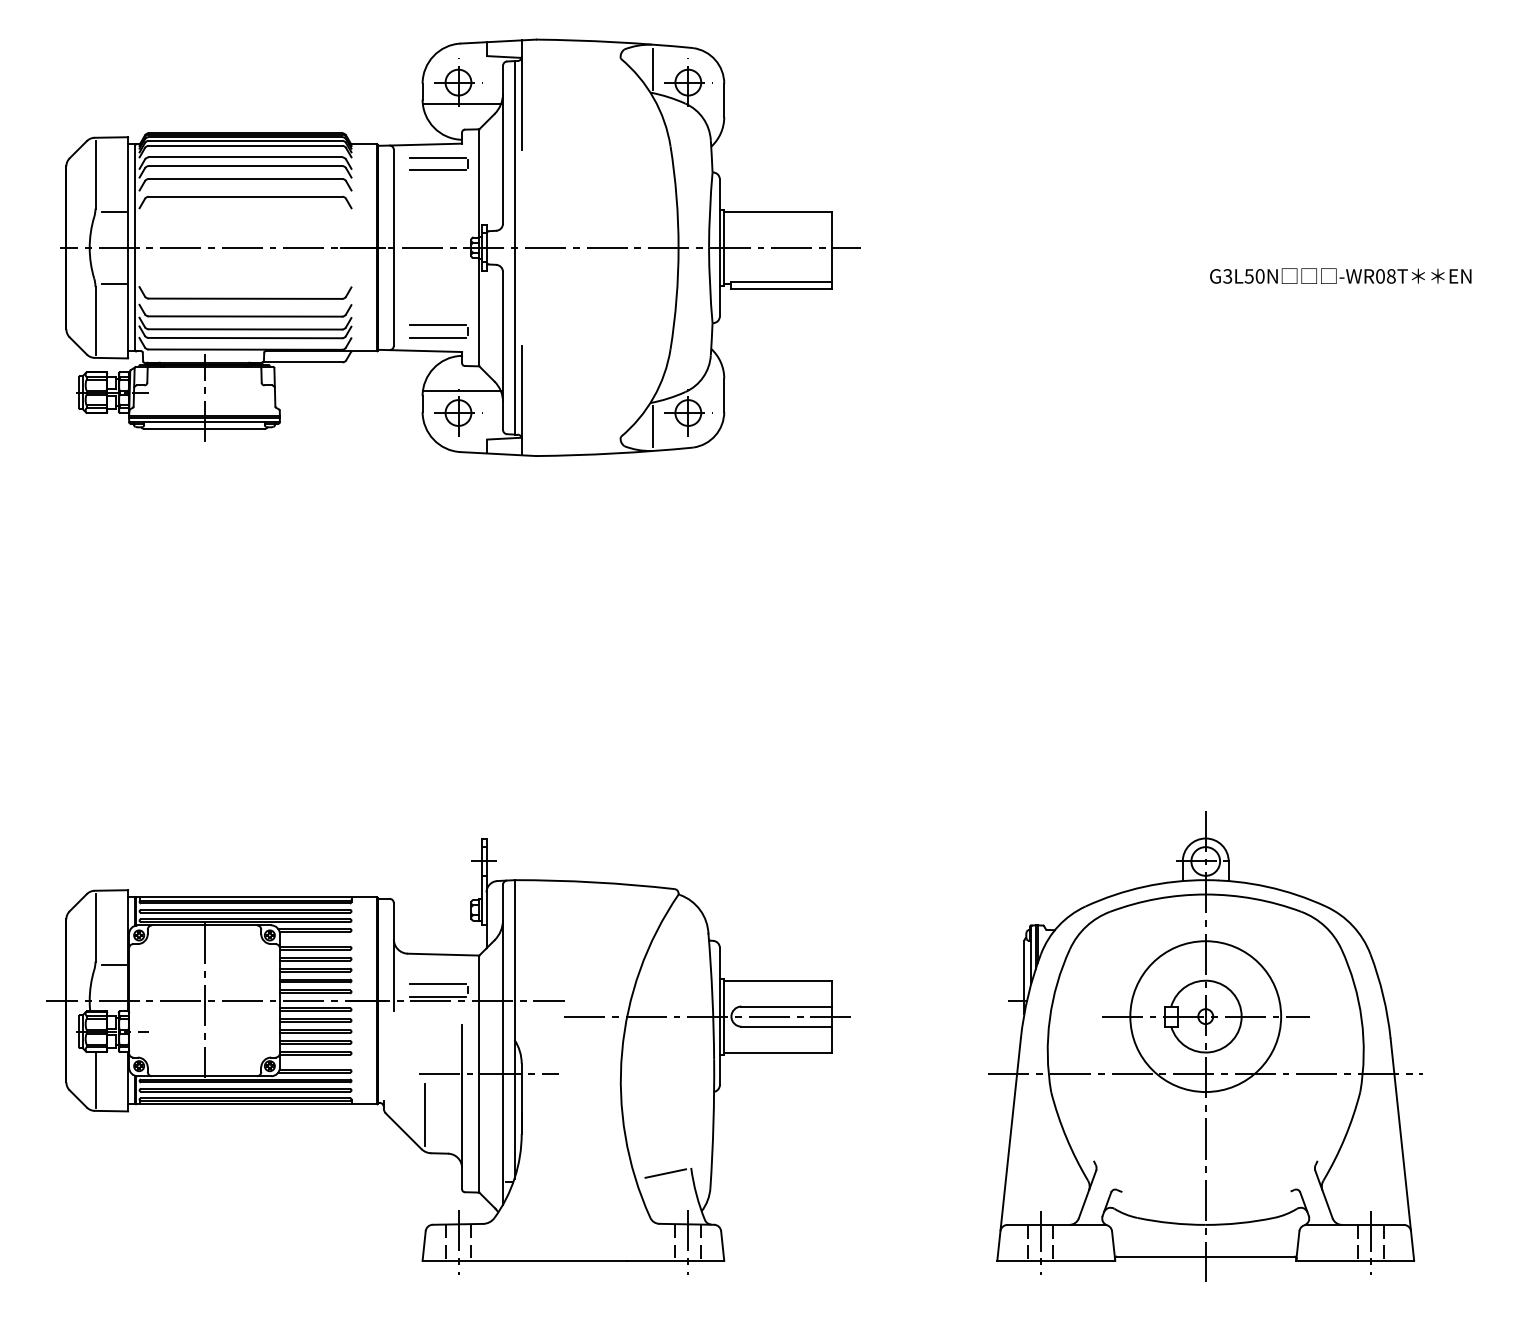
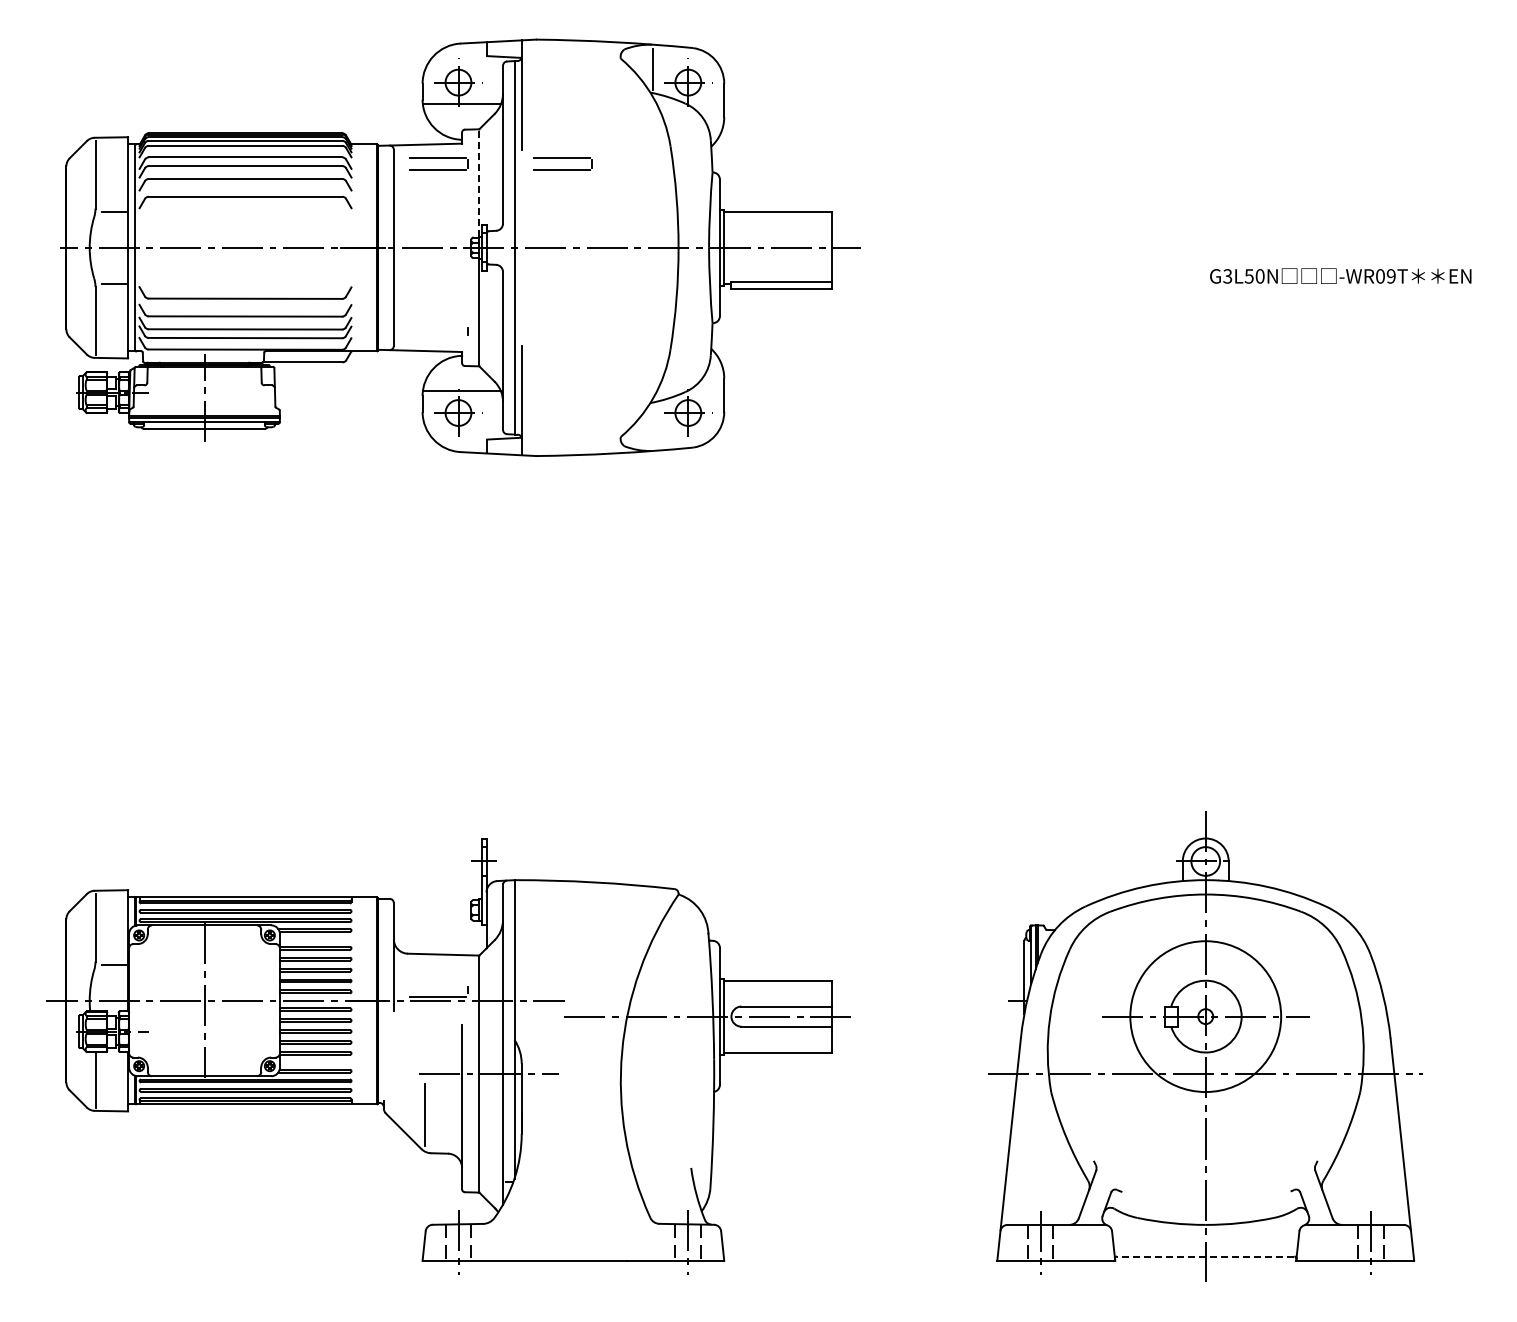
part: none -> present (562, 163)
line: solid -> dashed (479, 183)
text: -WR08T -> -WR09T (1390, 276)
line: present -> none (437, 325)
line: present -> none (437, 337)
line: present -> none (653, 425)
line: present -> none (437, 984)
line: present -> none (665, 1173)
line: solid -> dashed (1205, 1256)
